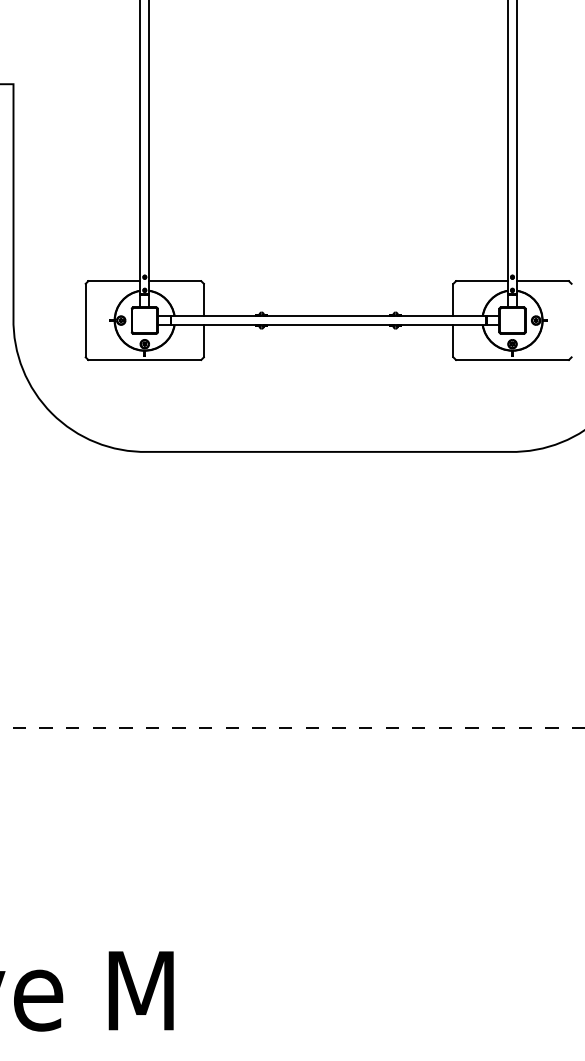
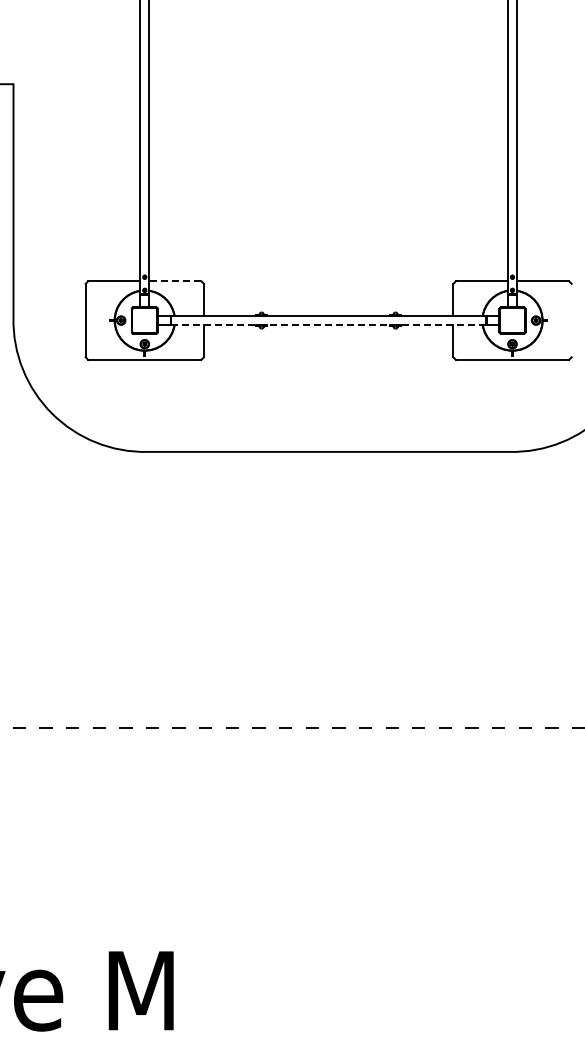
line: solid -> dashed (174, 281)
line: solid -> dashed (328, 325)
